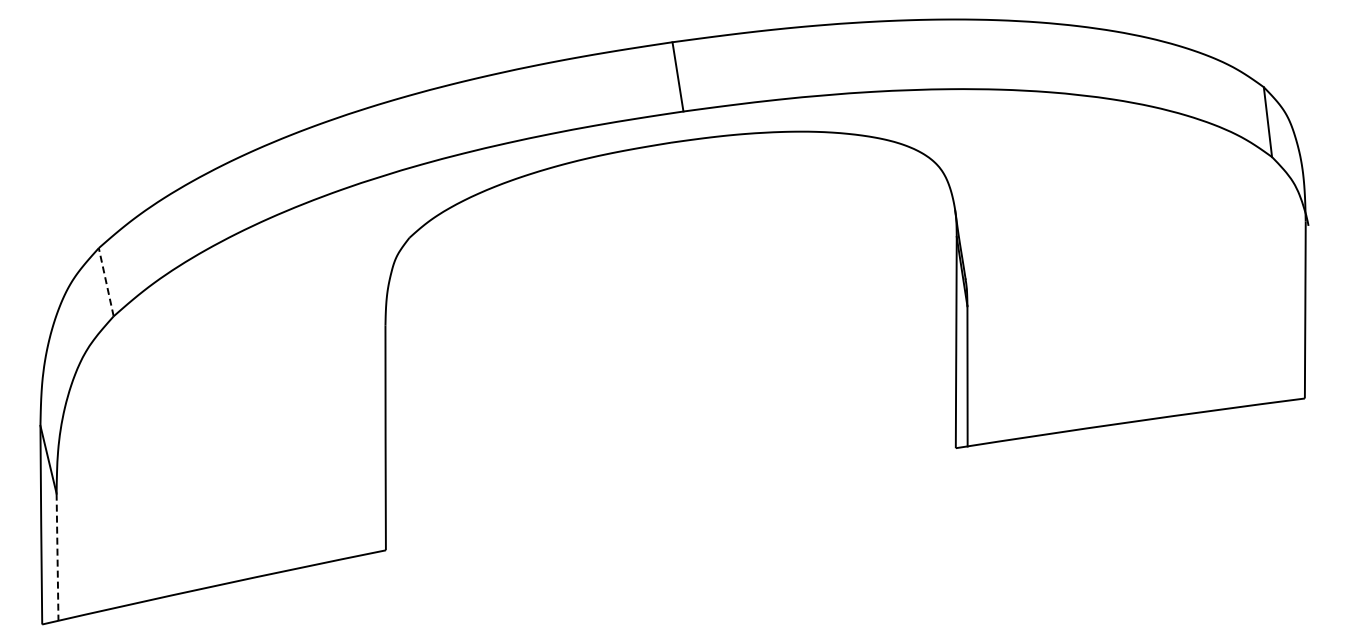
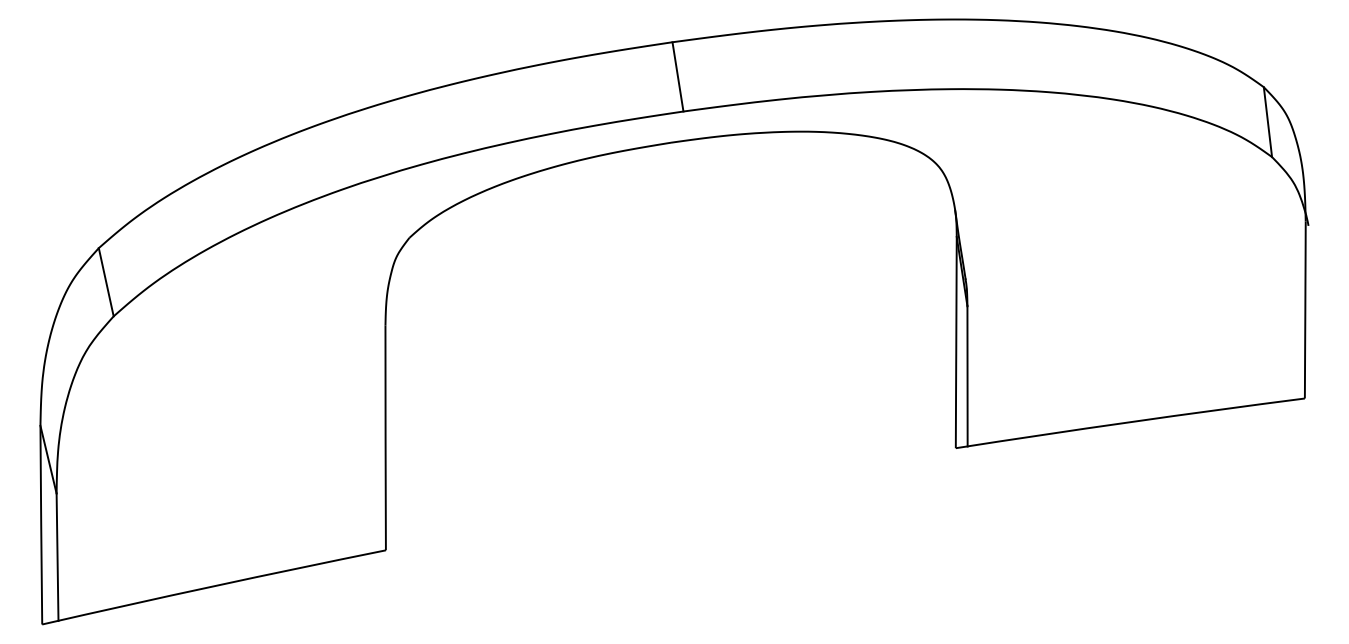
line: dashed -> solid (106, 282)
line: dashed -> solid (57, 557)
